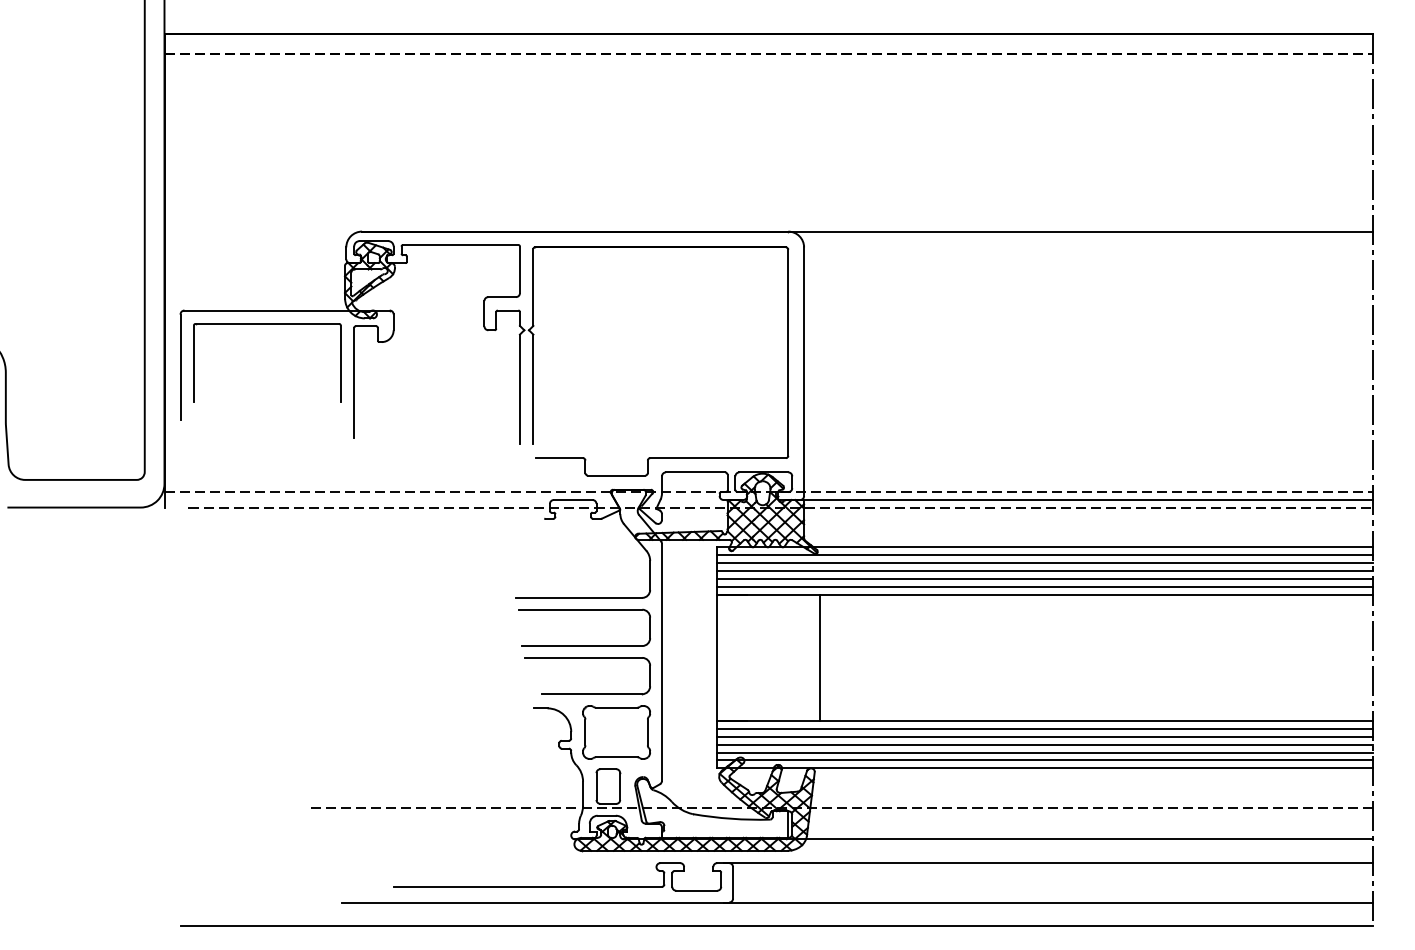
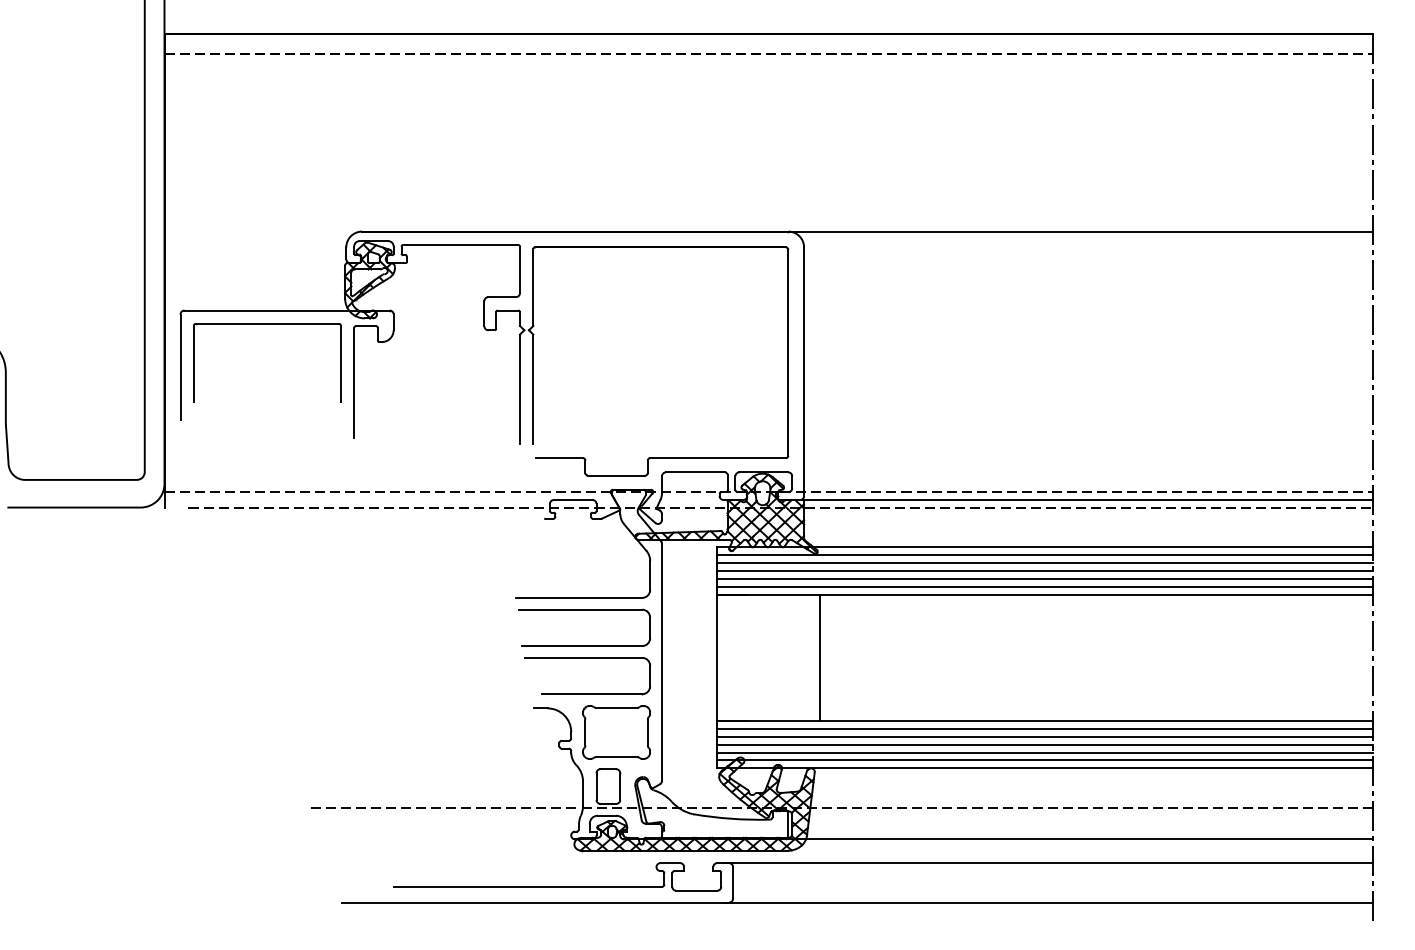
line: present -> none (776, 926)
